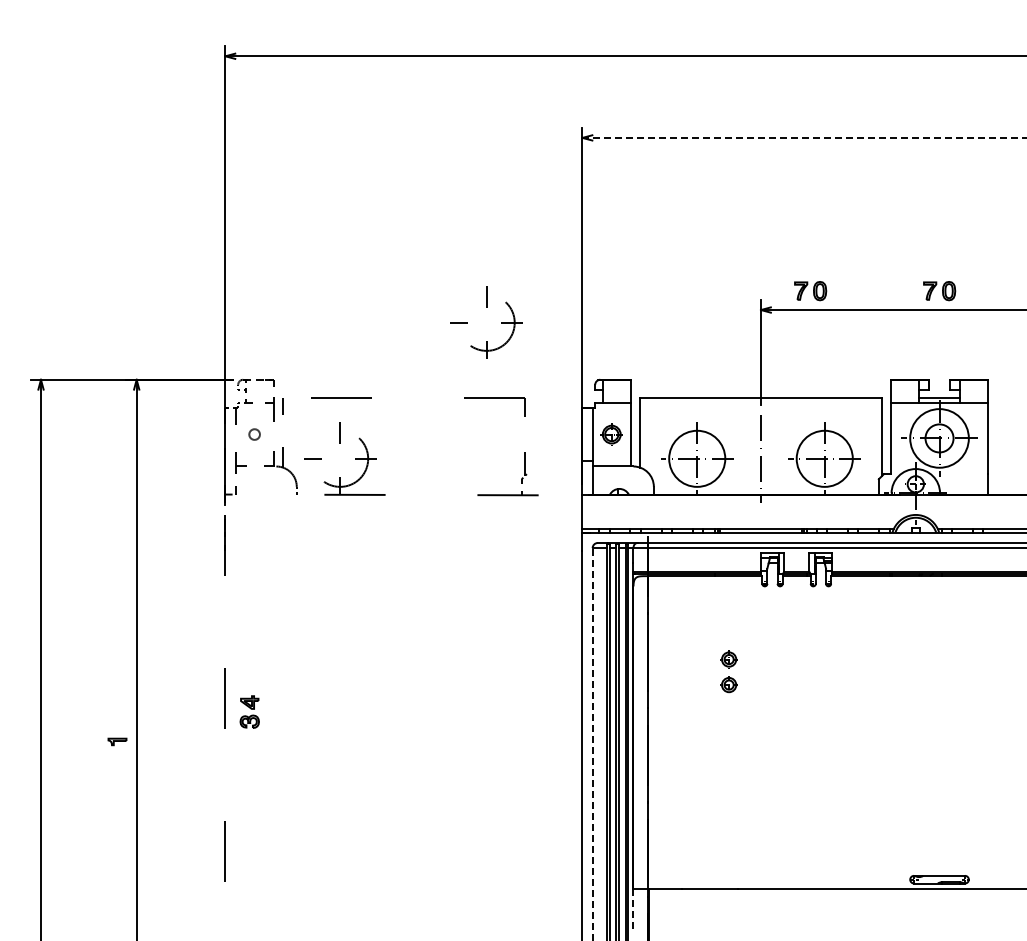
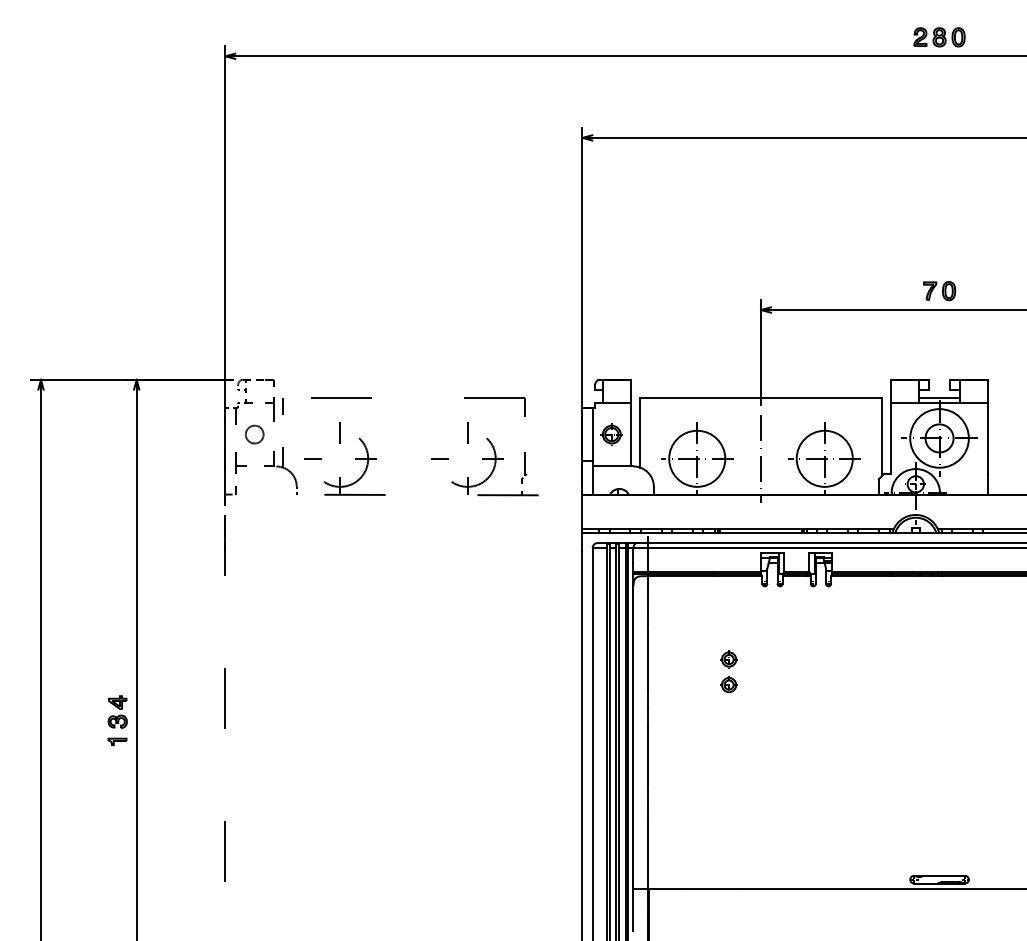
part: none -> present (939, 37)
line: dashed -> solid (804, 137)
part: present -> none (810, 291)
part position: (486, 307) -> (467, 443) (467, 443)
circle size: 13x13 px -> 21x21 px (254, 434)
part position: (249, 711) -> (117, 711) (117, 711)
line: dashed -> solid (592, 744)
line: dashed -> solid (633, 910)
